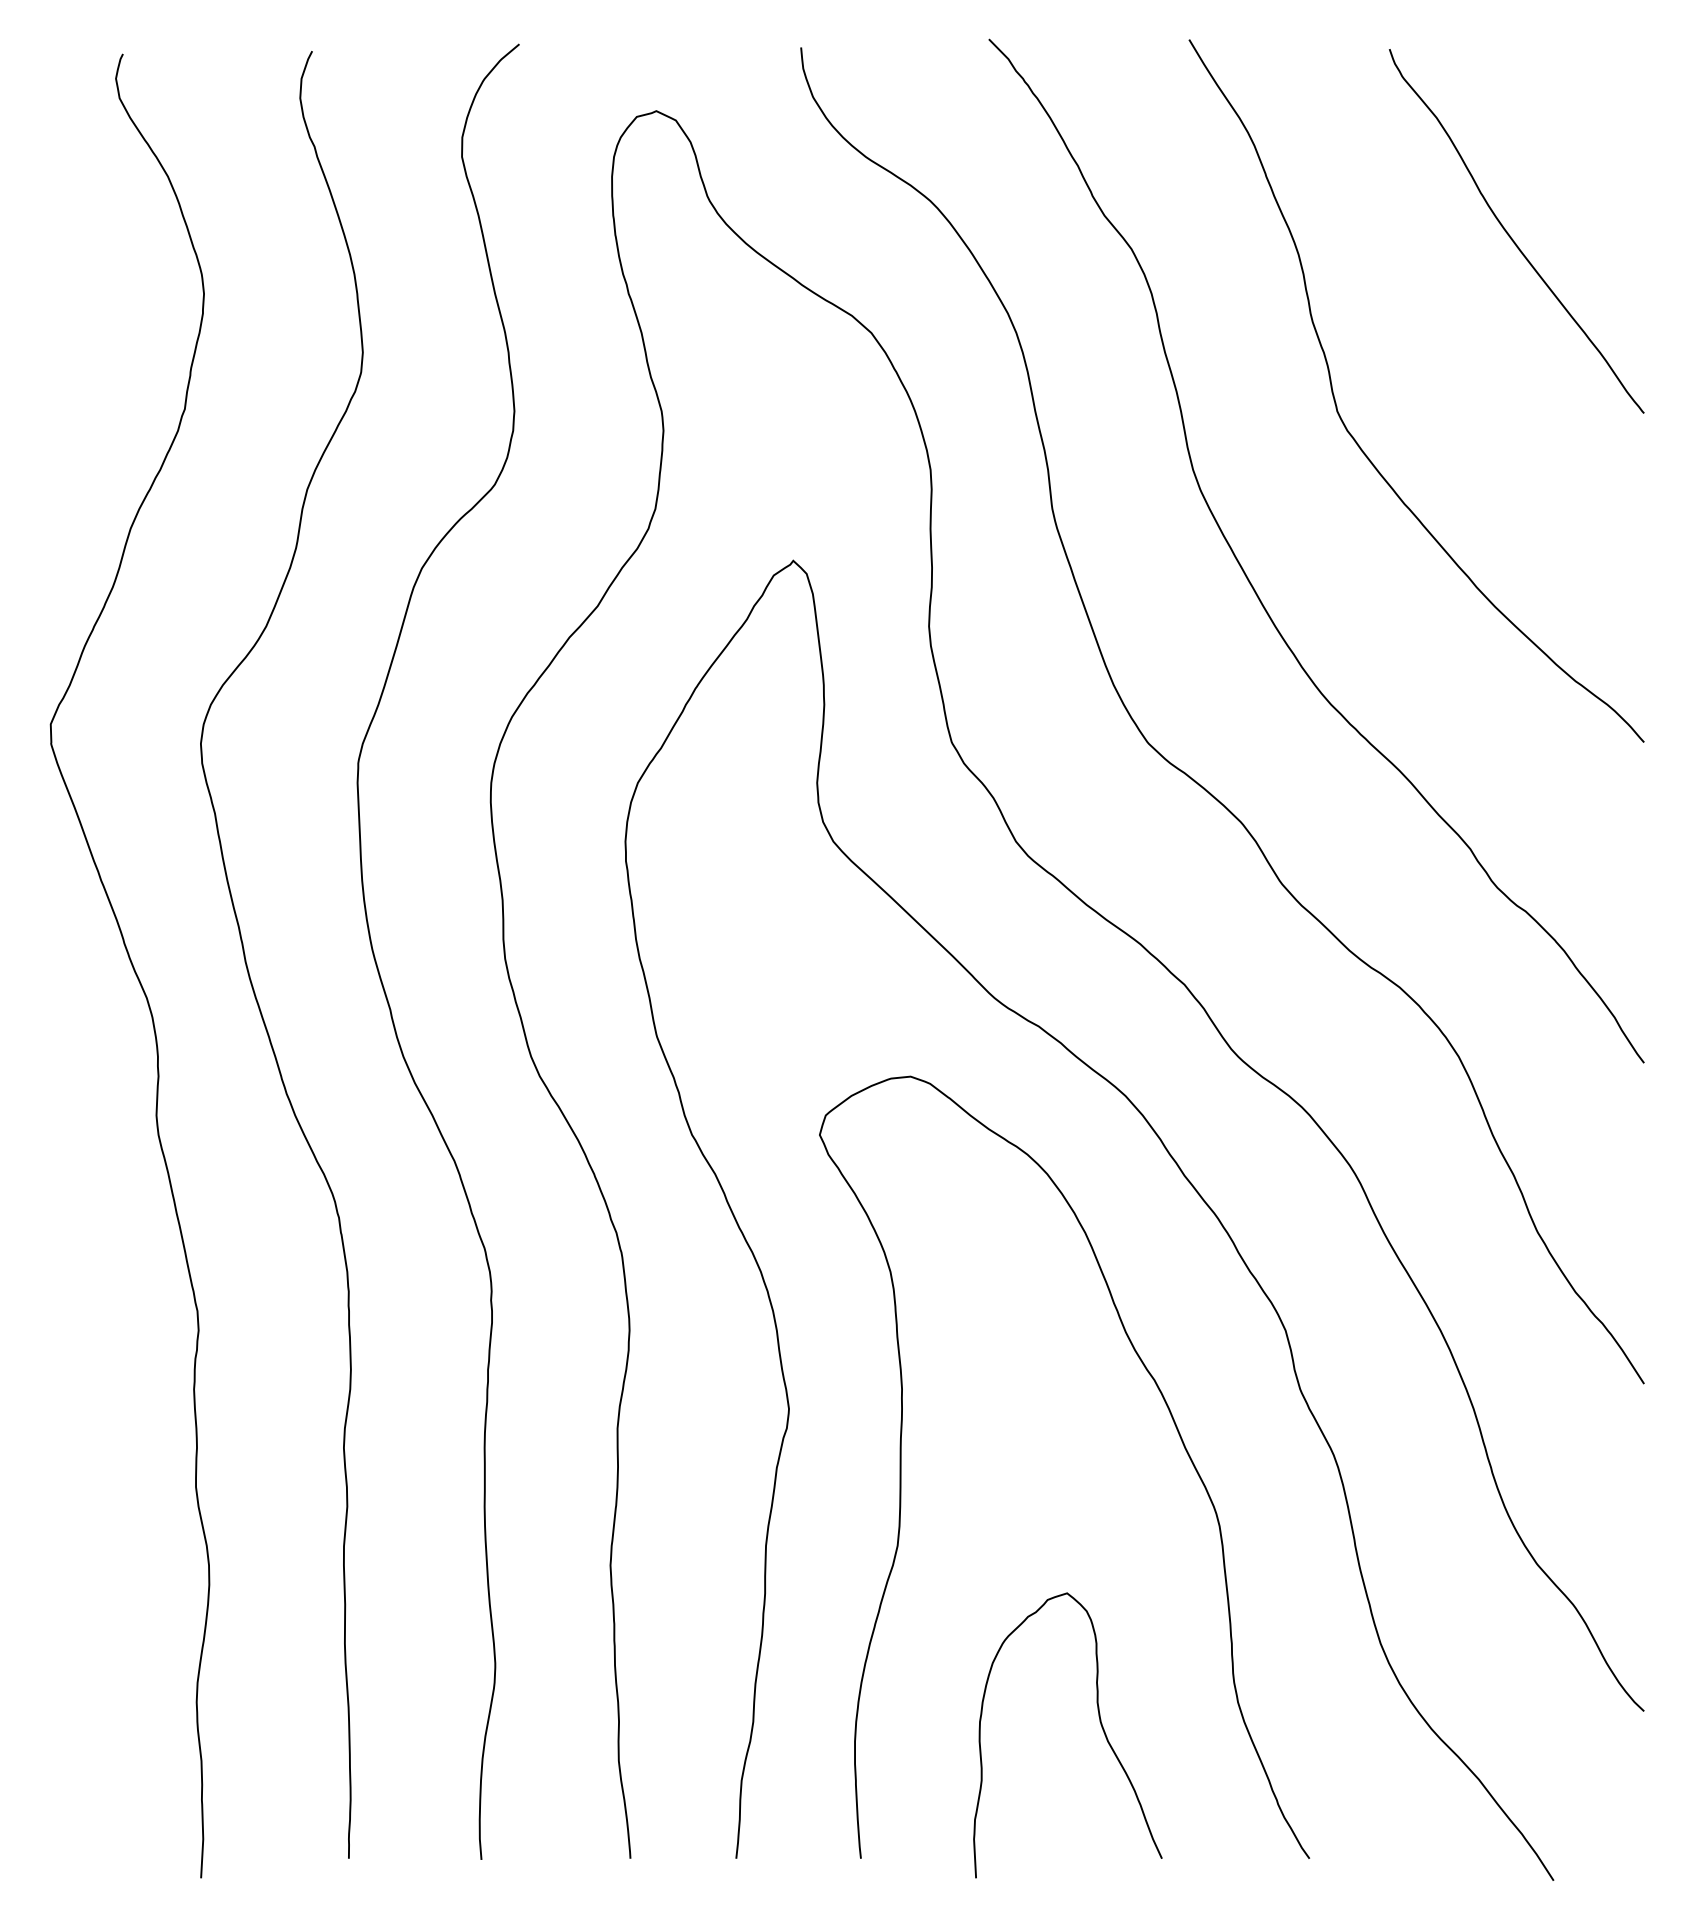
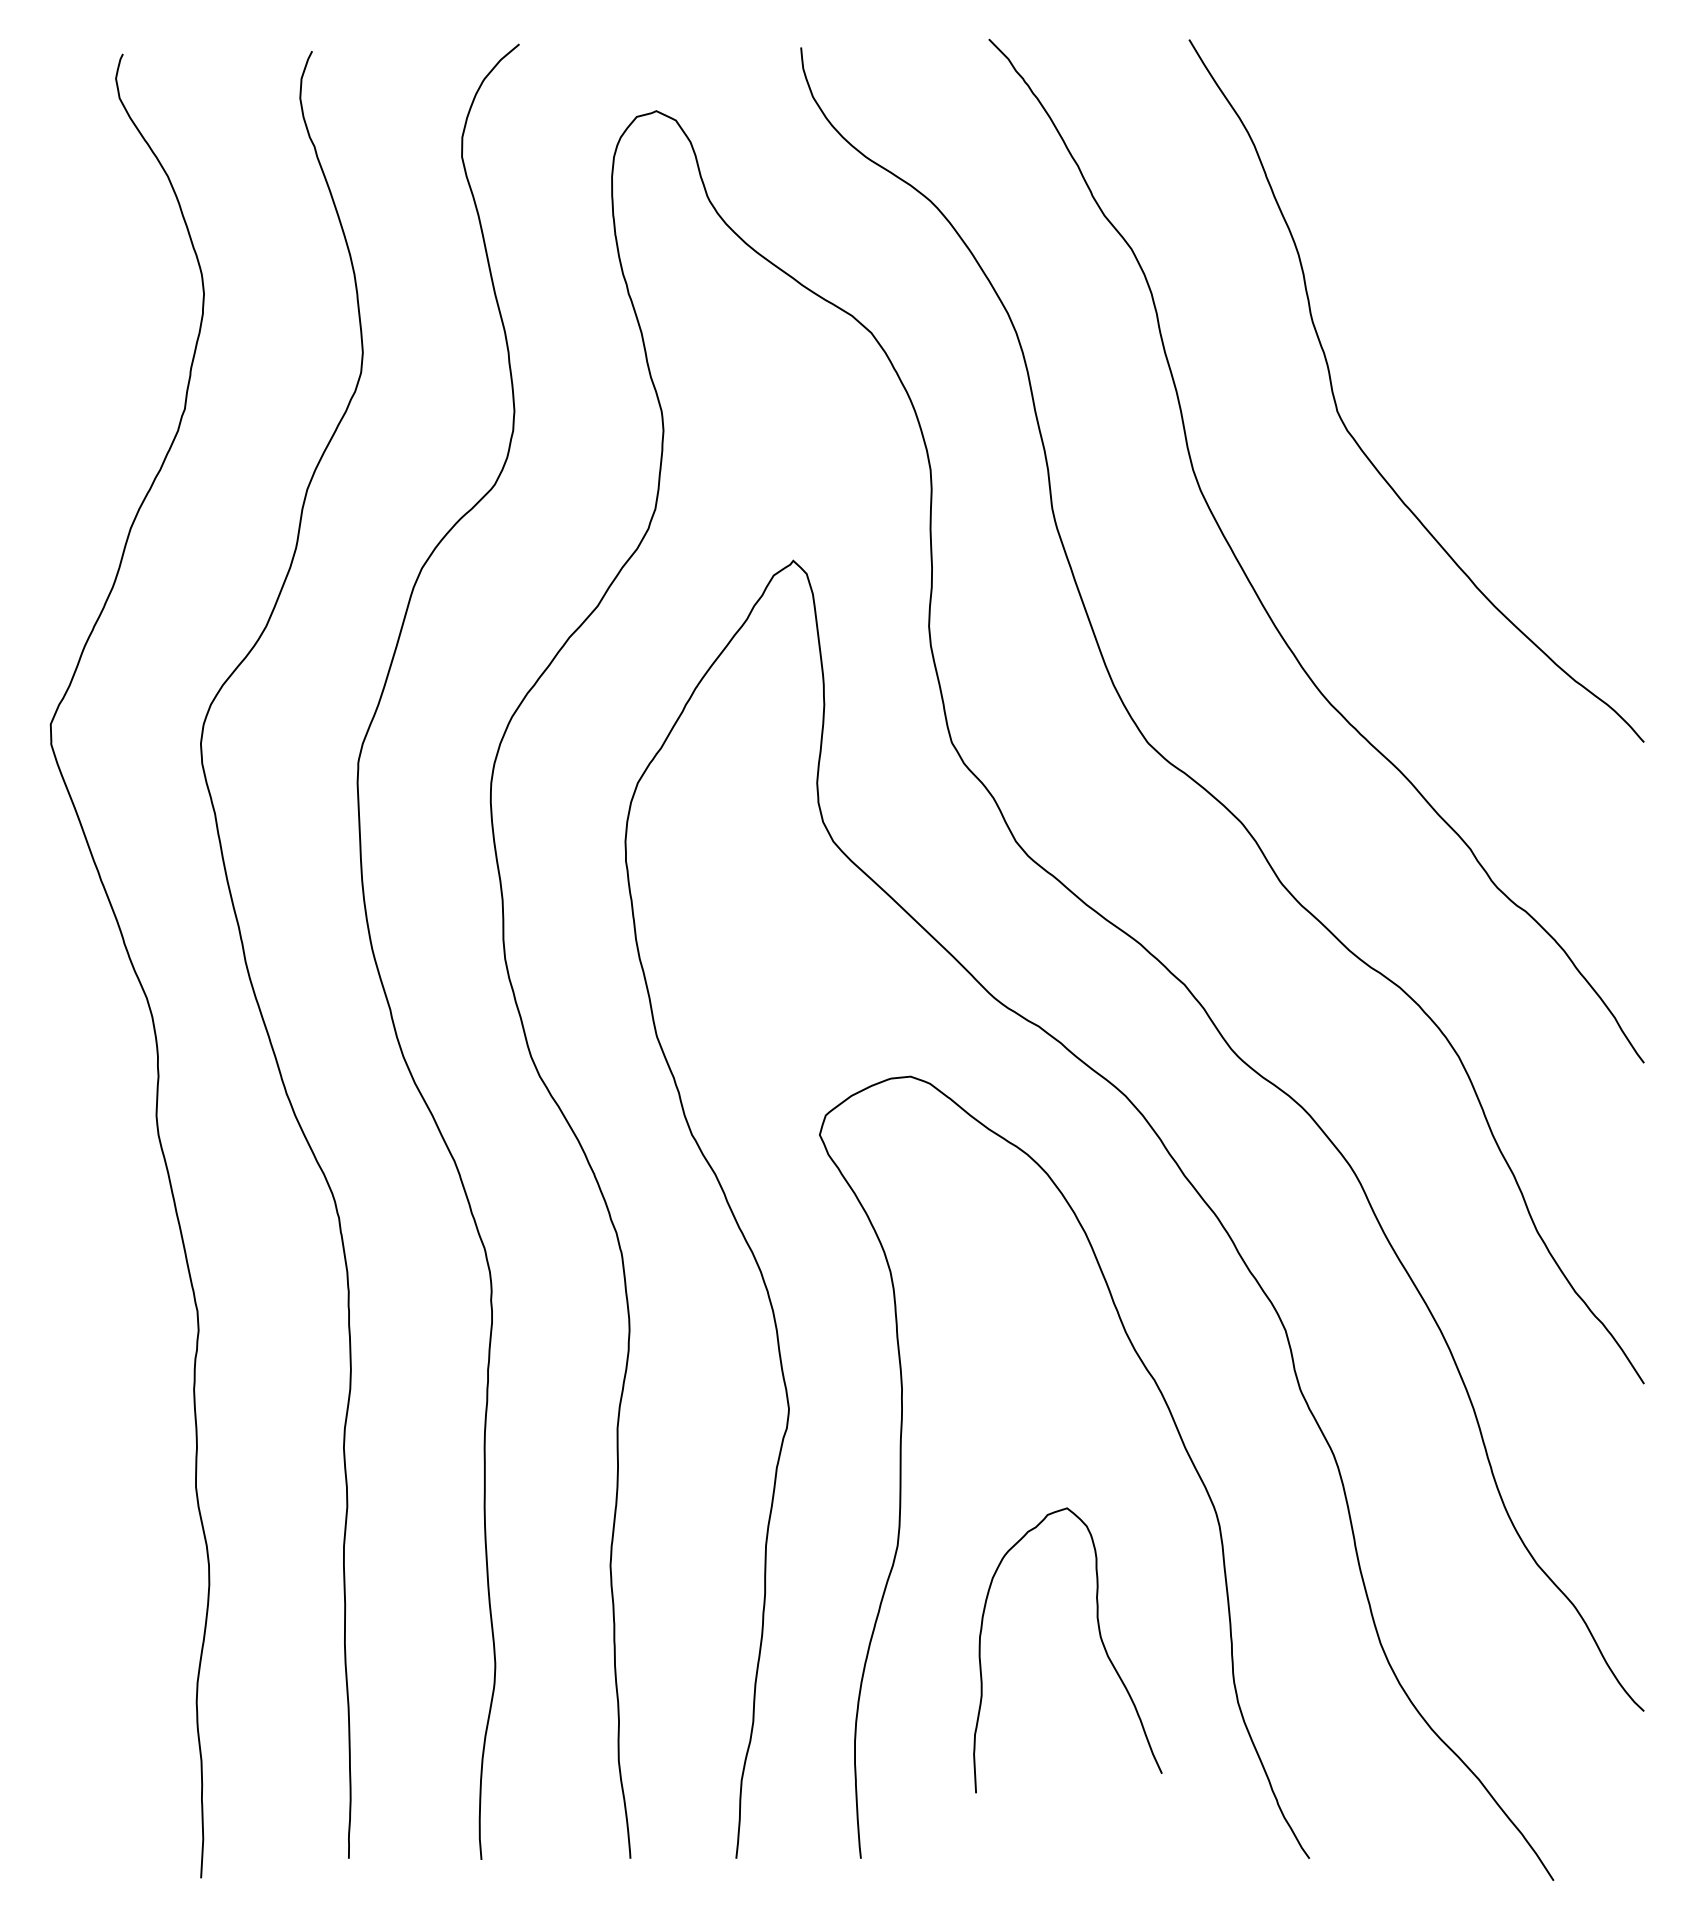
curve: present -> none (1510, 235)
curve position: (1100, 1724) -> (1100, 1639) (1100, 1639)
